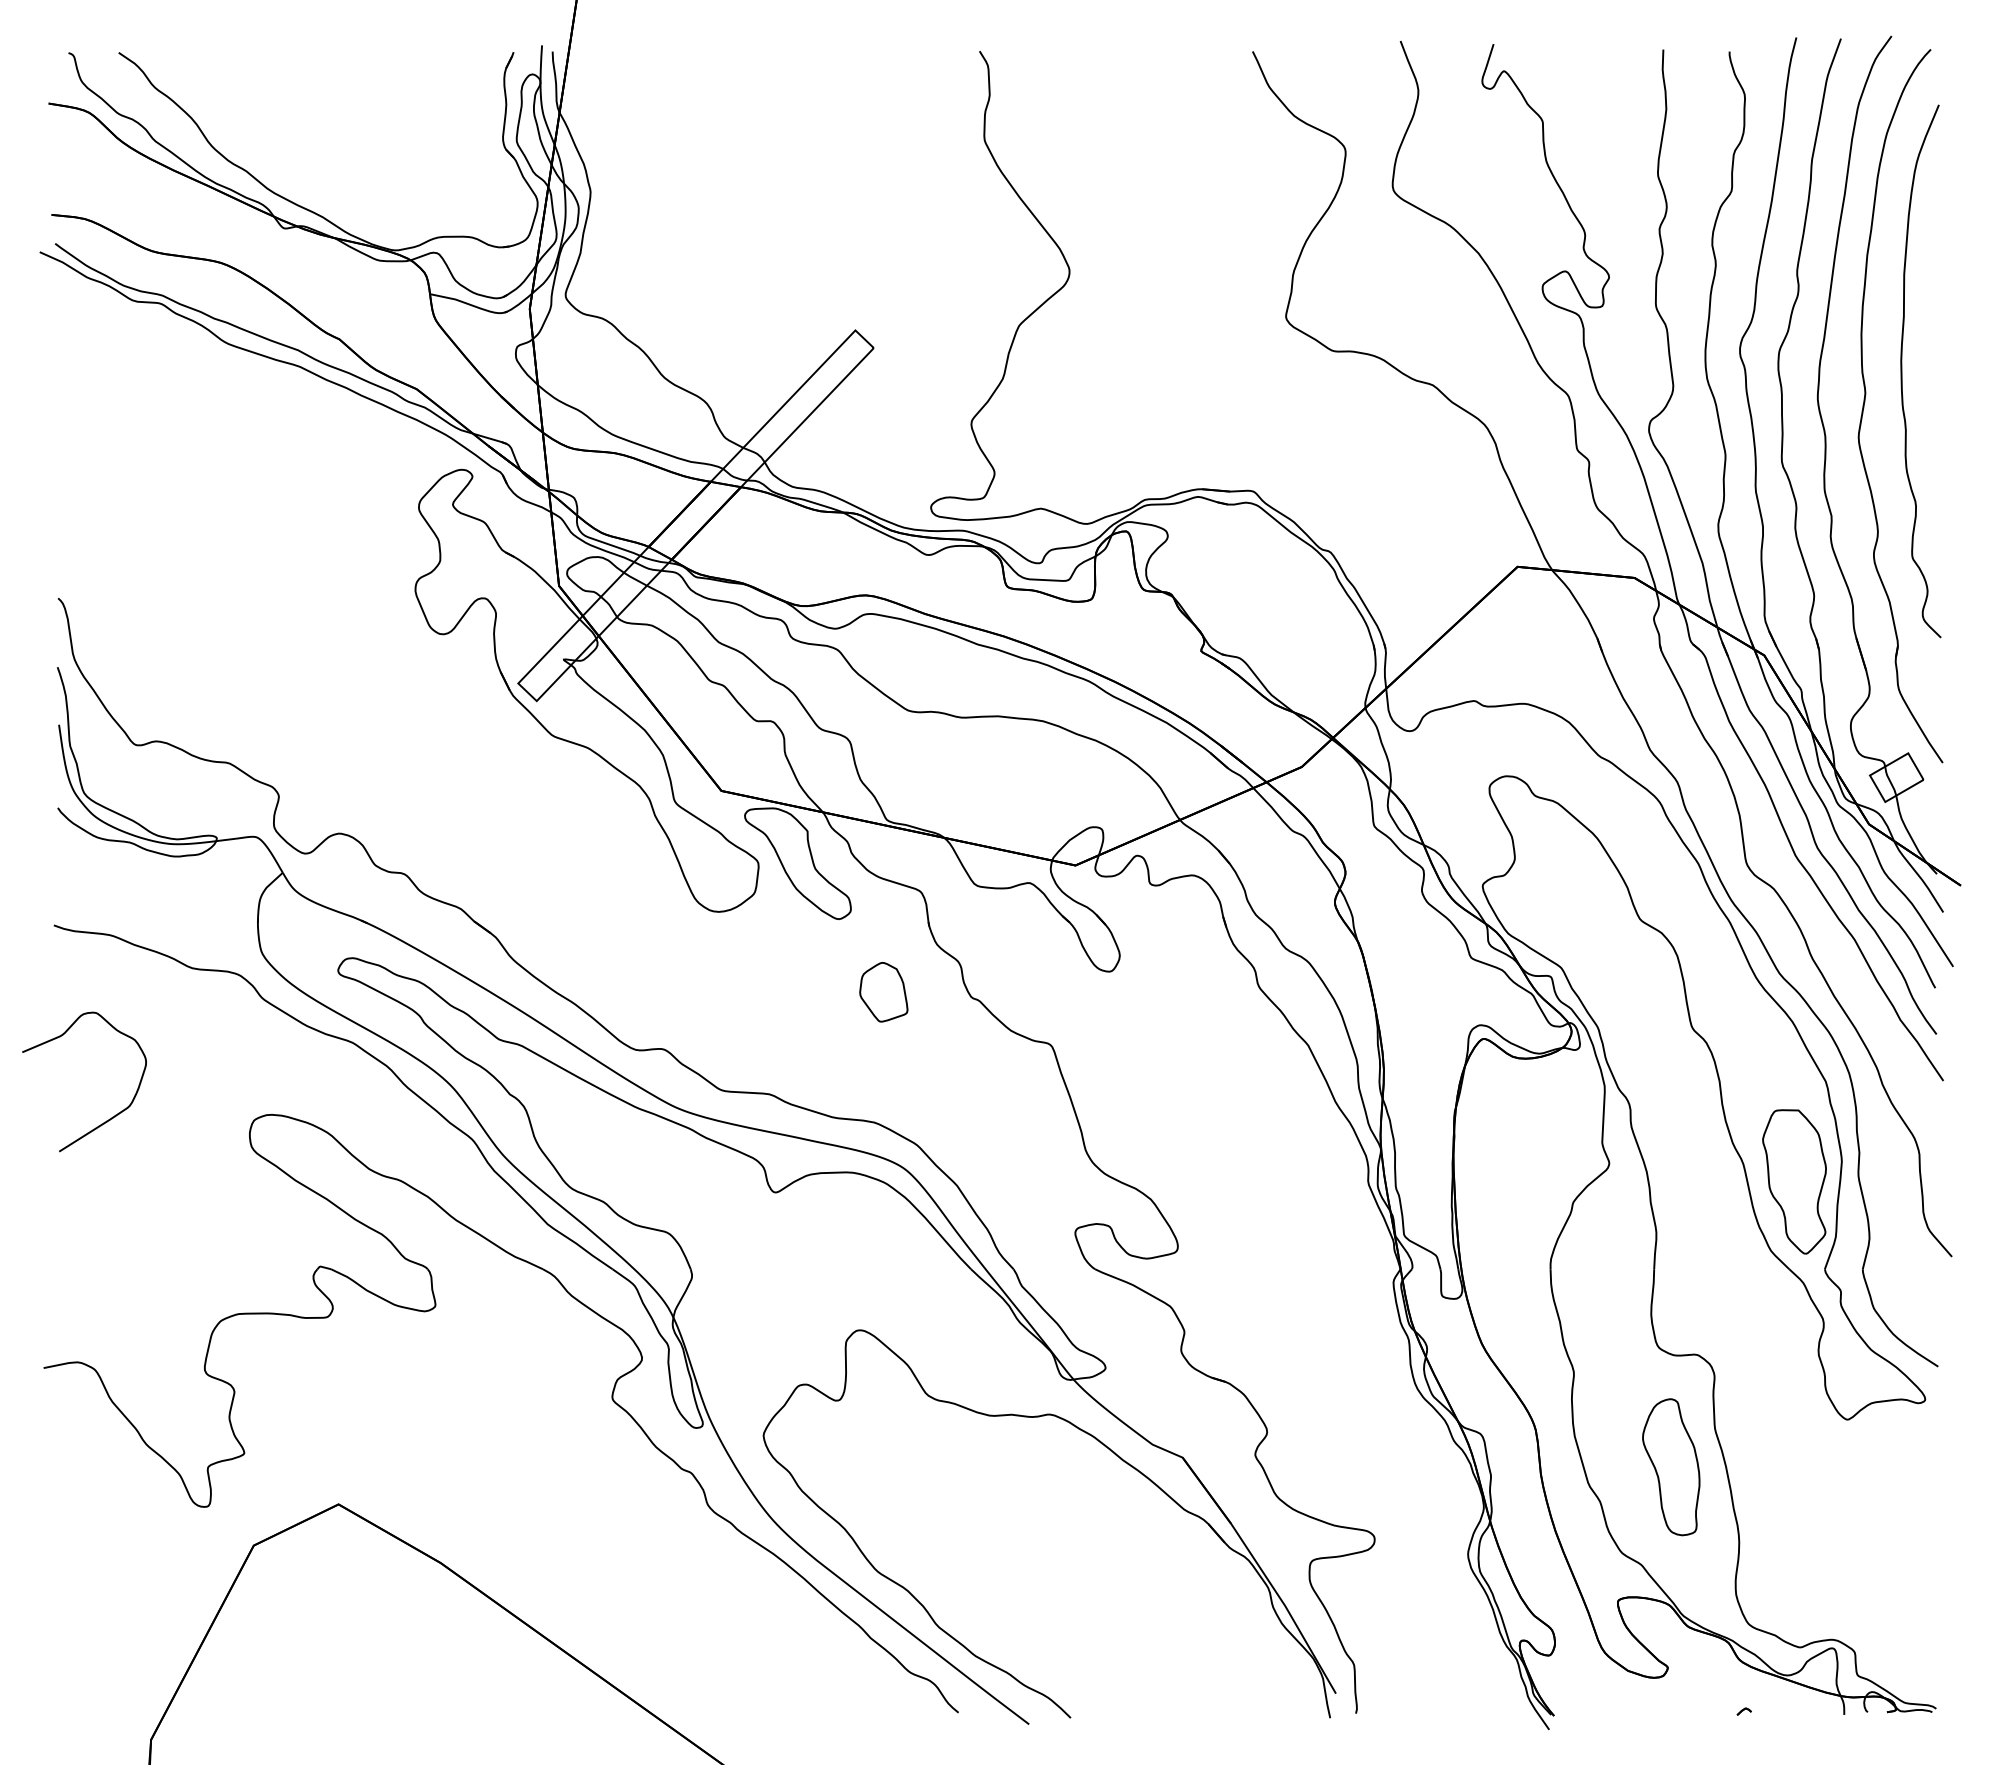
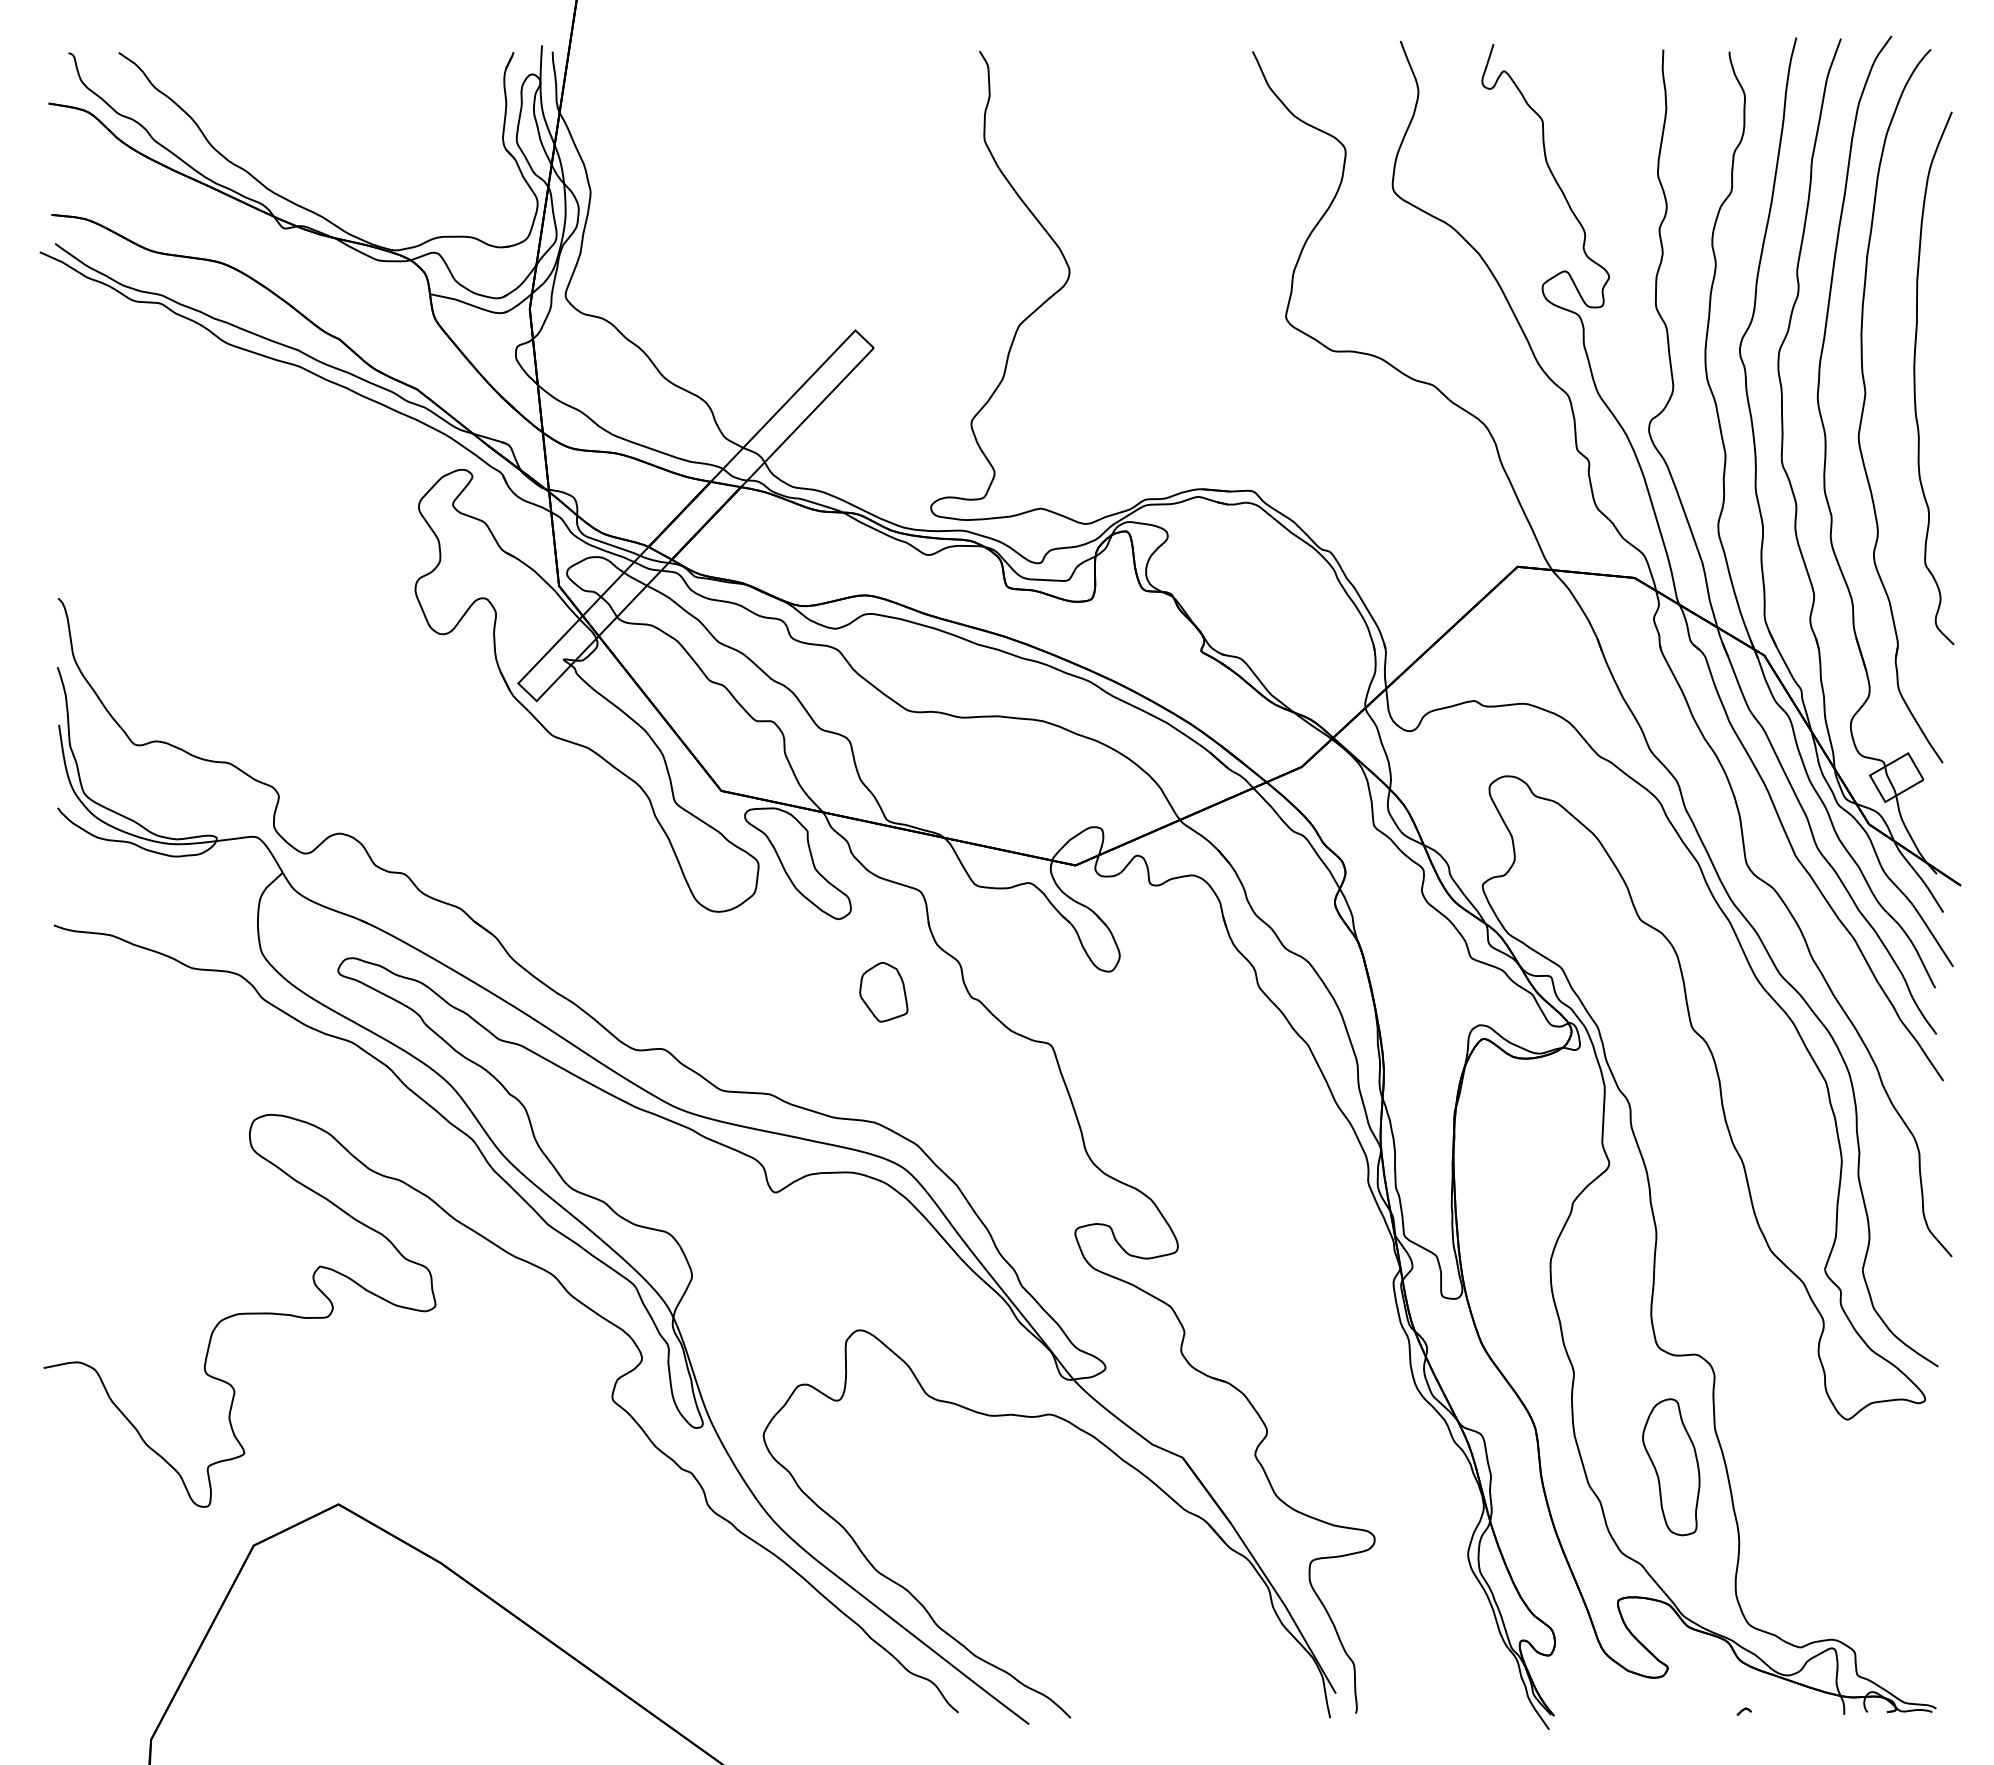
curve position: (1902, 371) -> (1915, 378) (1915, 378)
curve: present -> none (109, 1118)
part: present -> none (1794, 1181)
